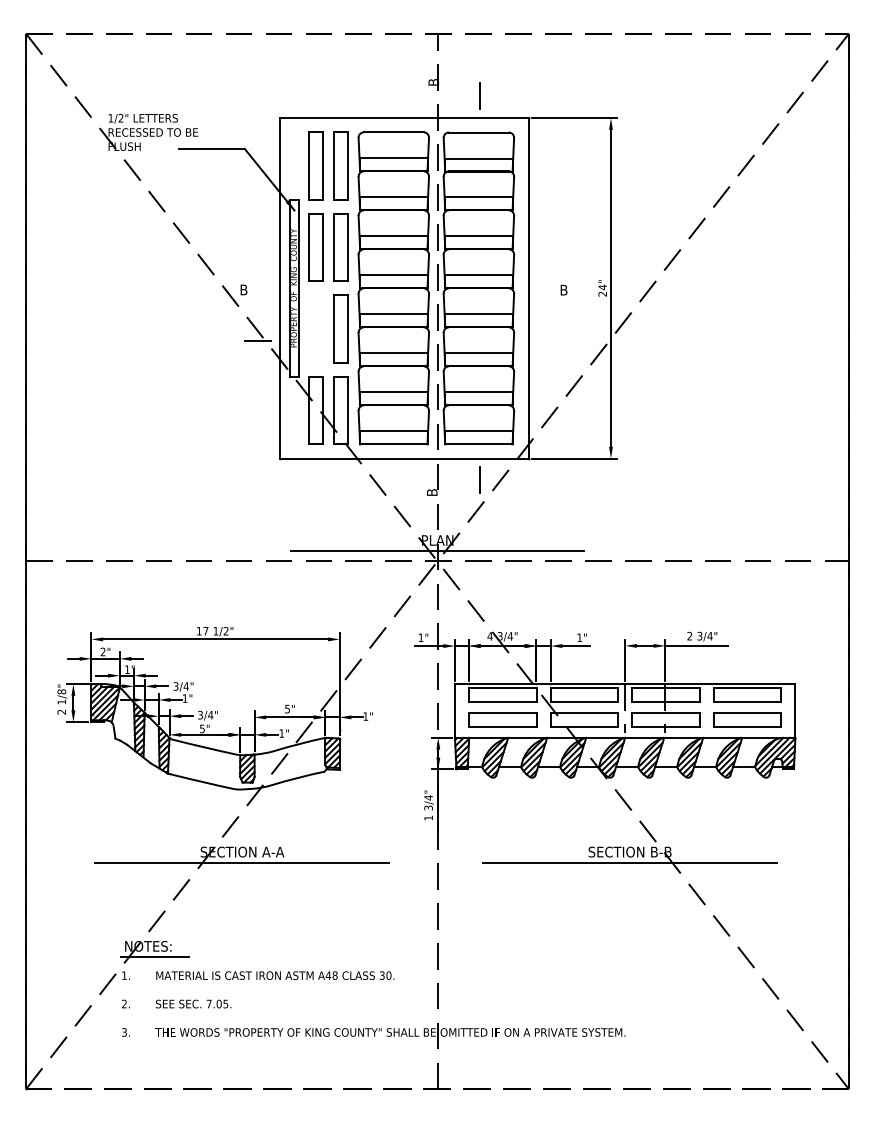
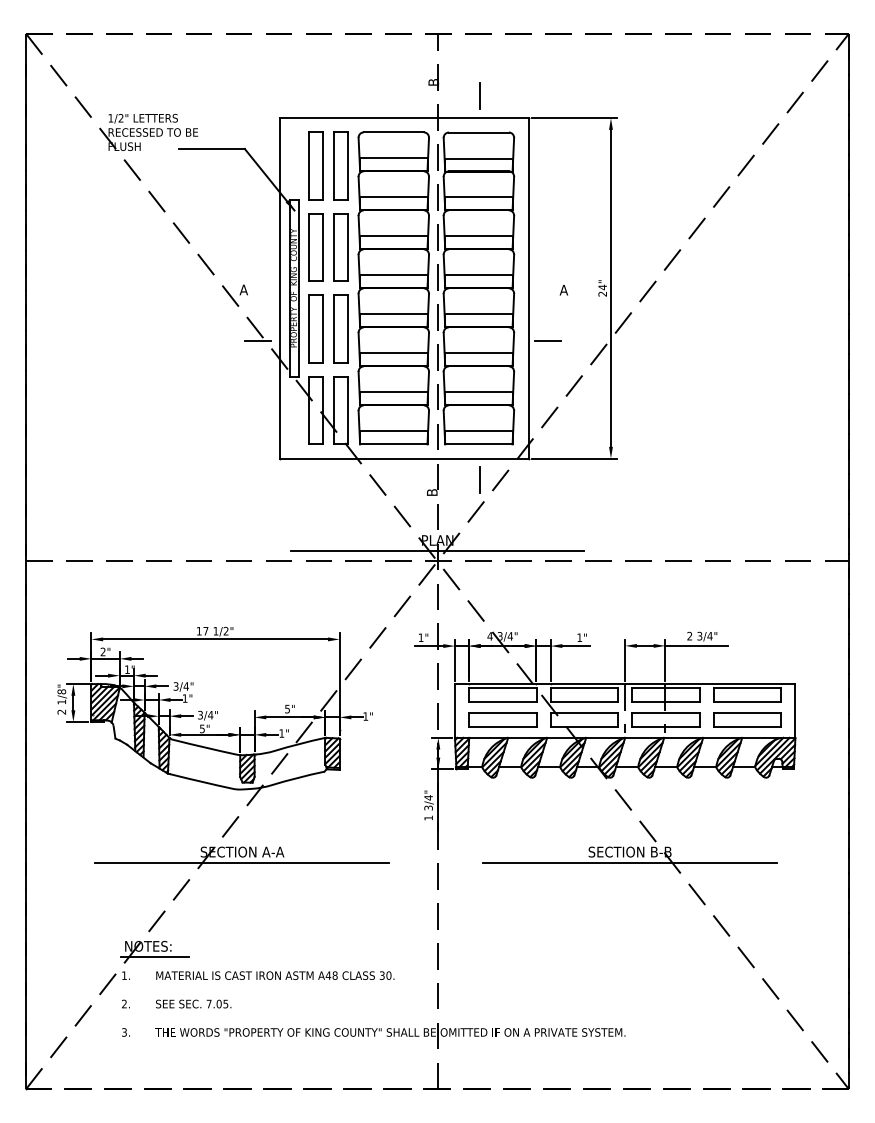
text: B -> A (243, 289)
text: B -> A (563, 289)
part: none -> present (315, 328)
line: none -> present (548, 341)
